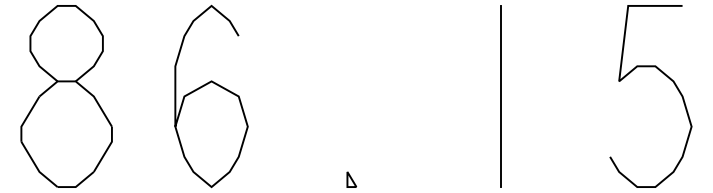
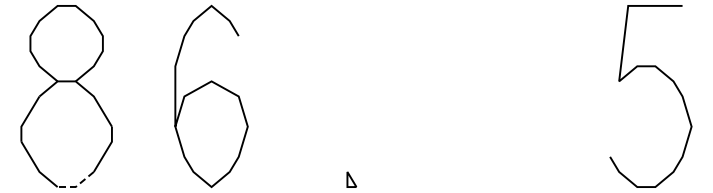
line: present -> none (501, 96)
line: solid -> dashed (77, 185)
